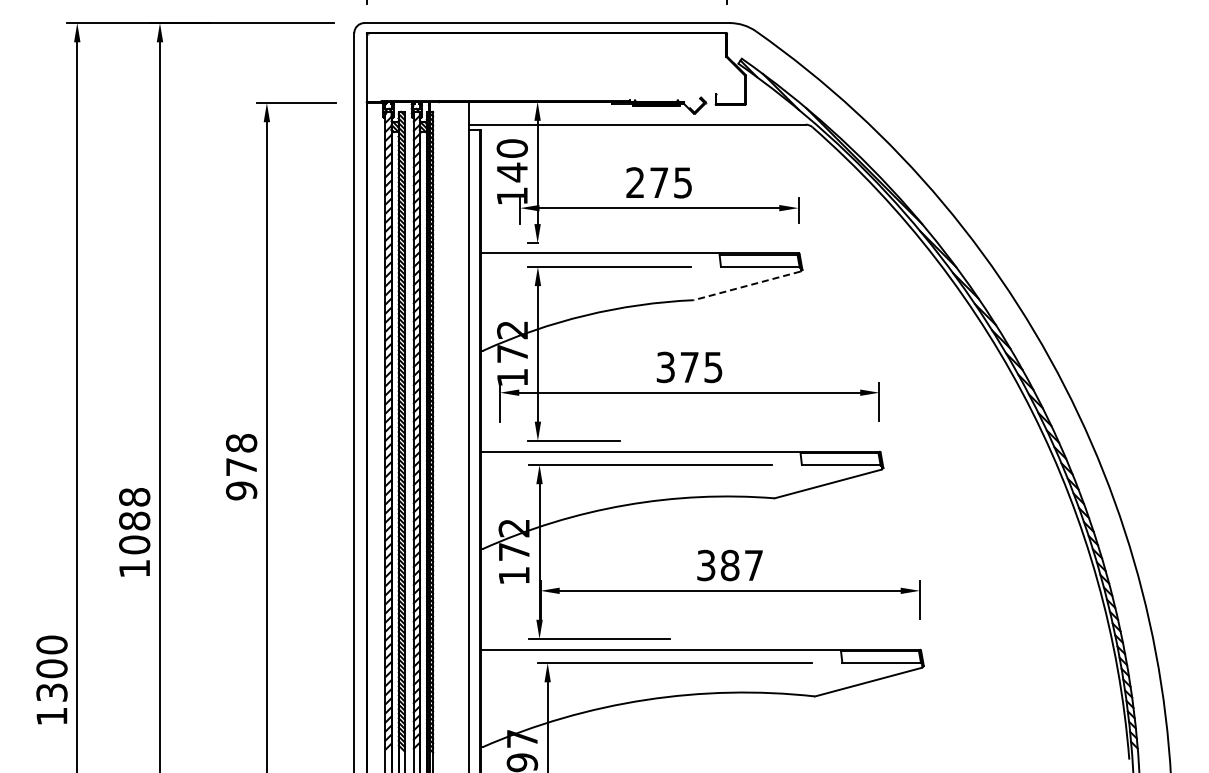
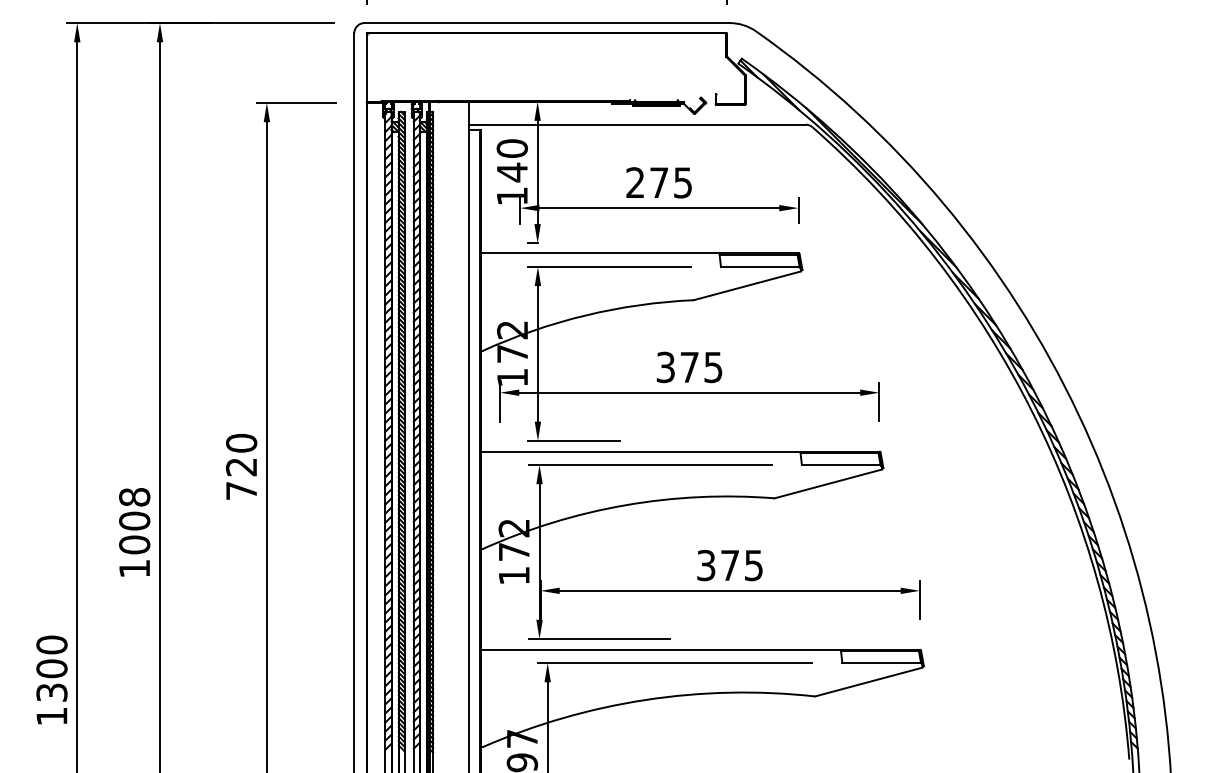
line: dashed -> solid (746, 286)
text: 978 -> 720 (241, 466)
text: 1088 -> 1008 (134, 520)
text: 387 -> 375 (741, 565)
